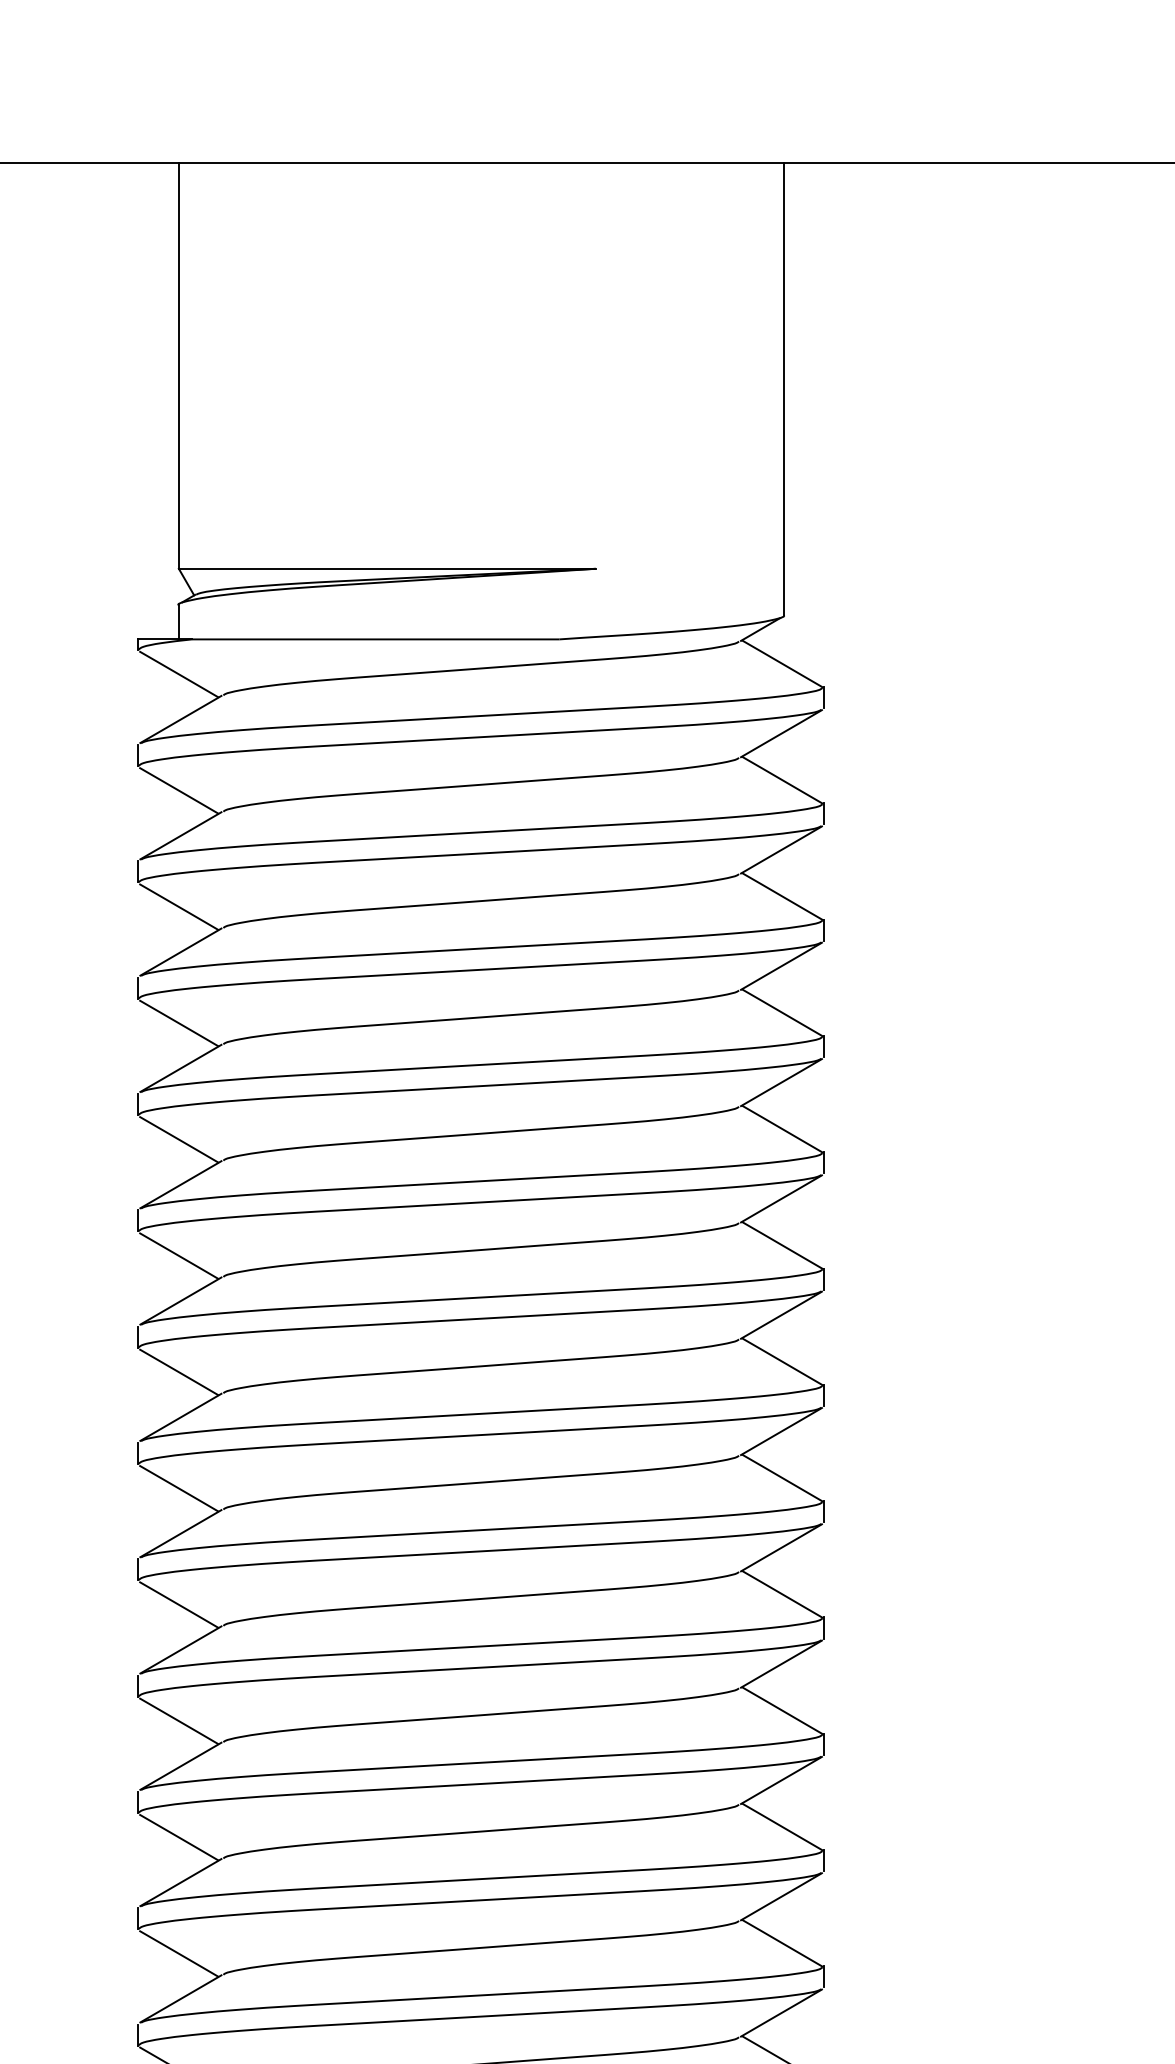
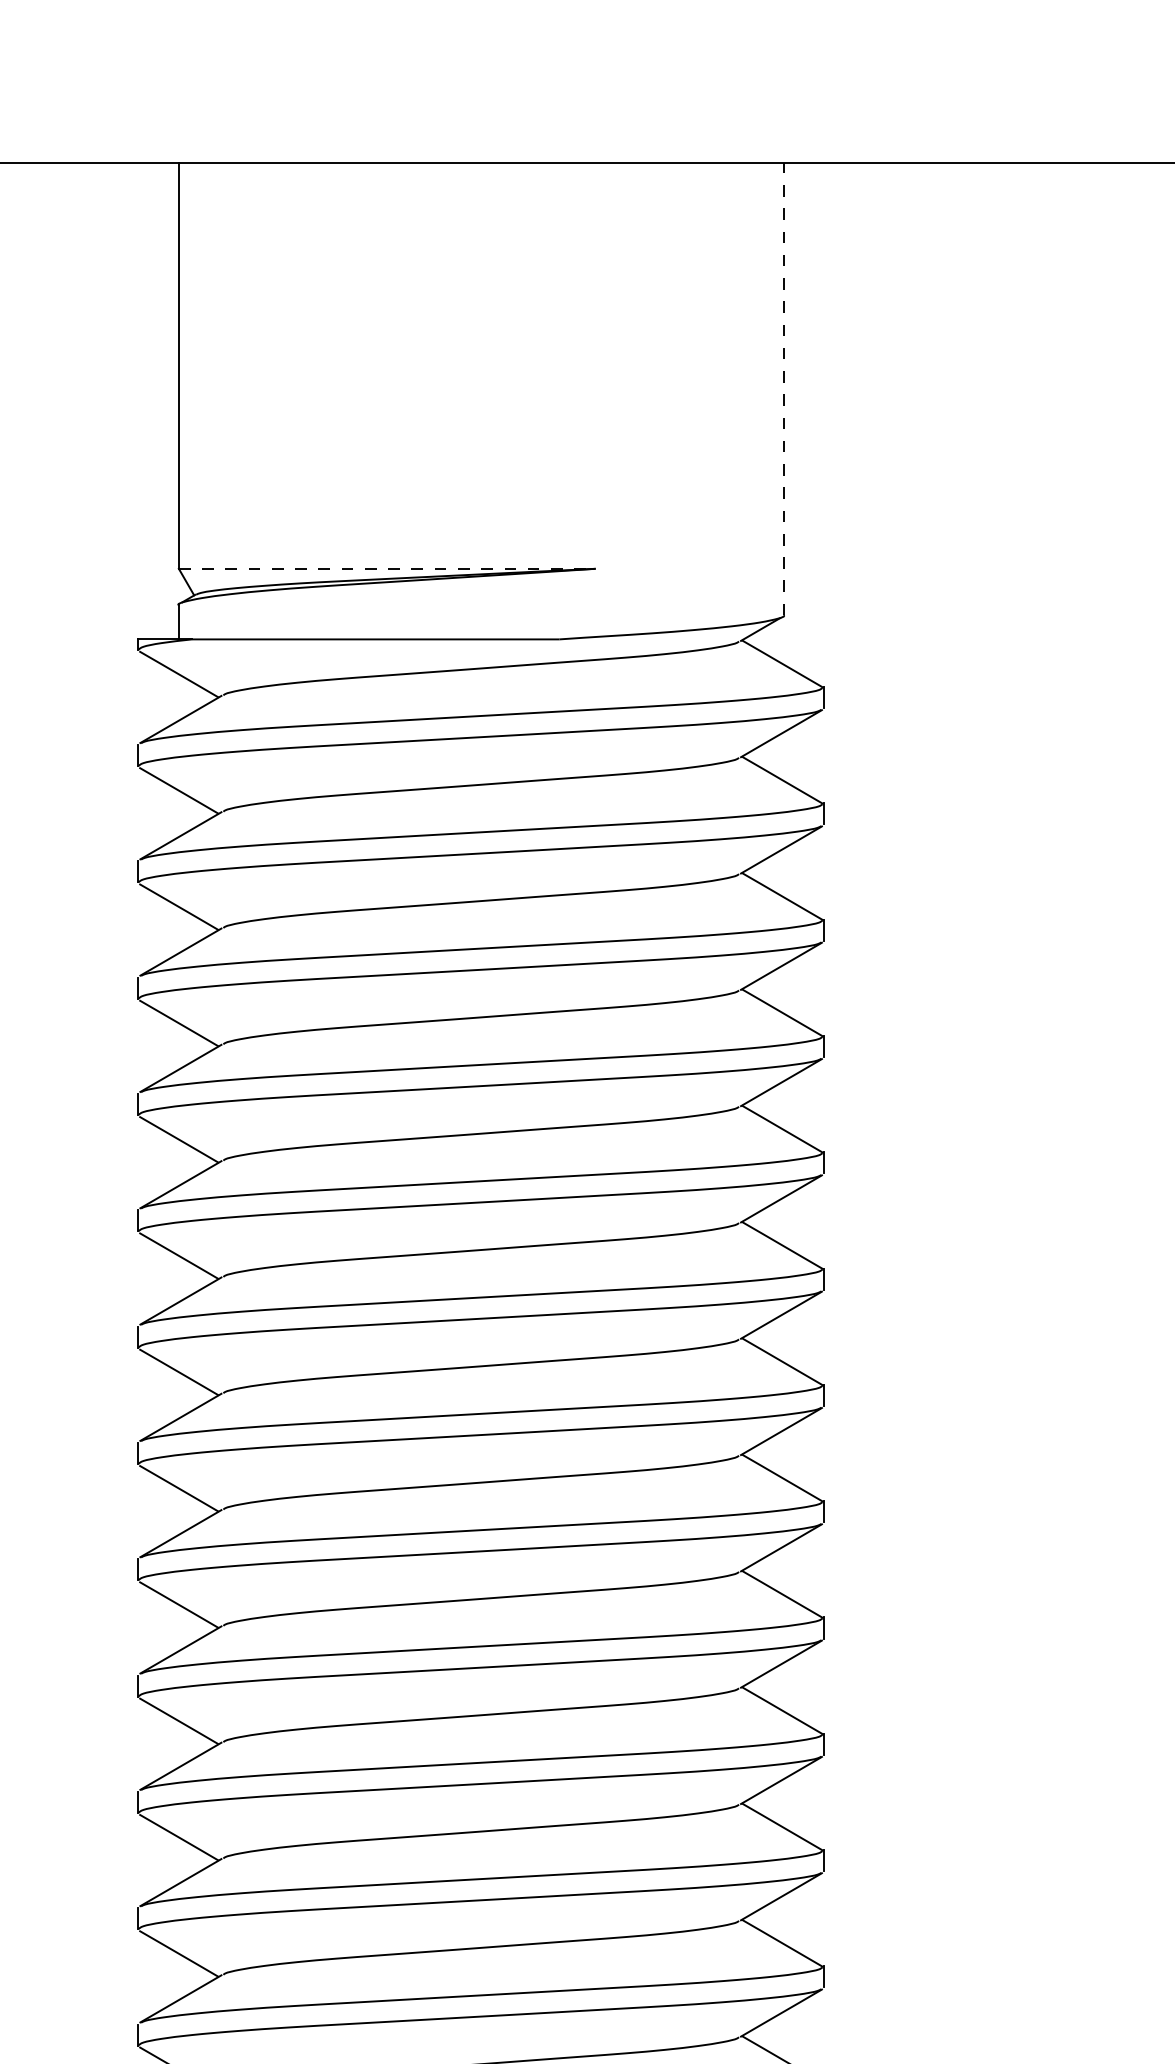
line: solid -> dashed (783, 388)
line: solid -> dashed (387, 568)
